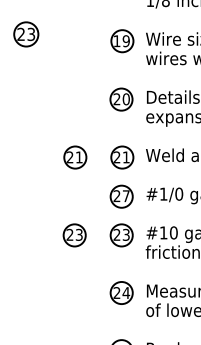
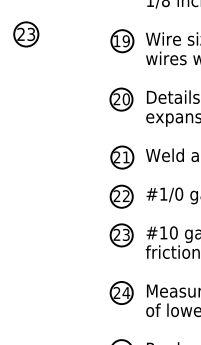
part: present -> none (75, 157)
text: 27 -> 22 (125, 196)
part: present -> none (74, 235)
